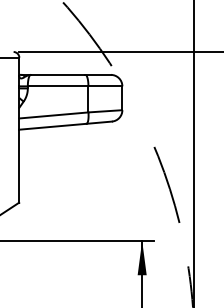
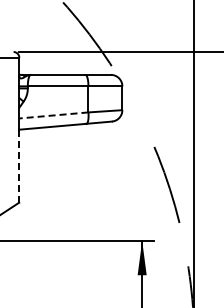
line: solid -> dashed (53, 115)
line: solid -> dashed (19, 165)
